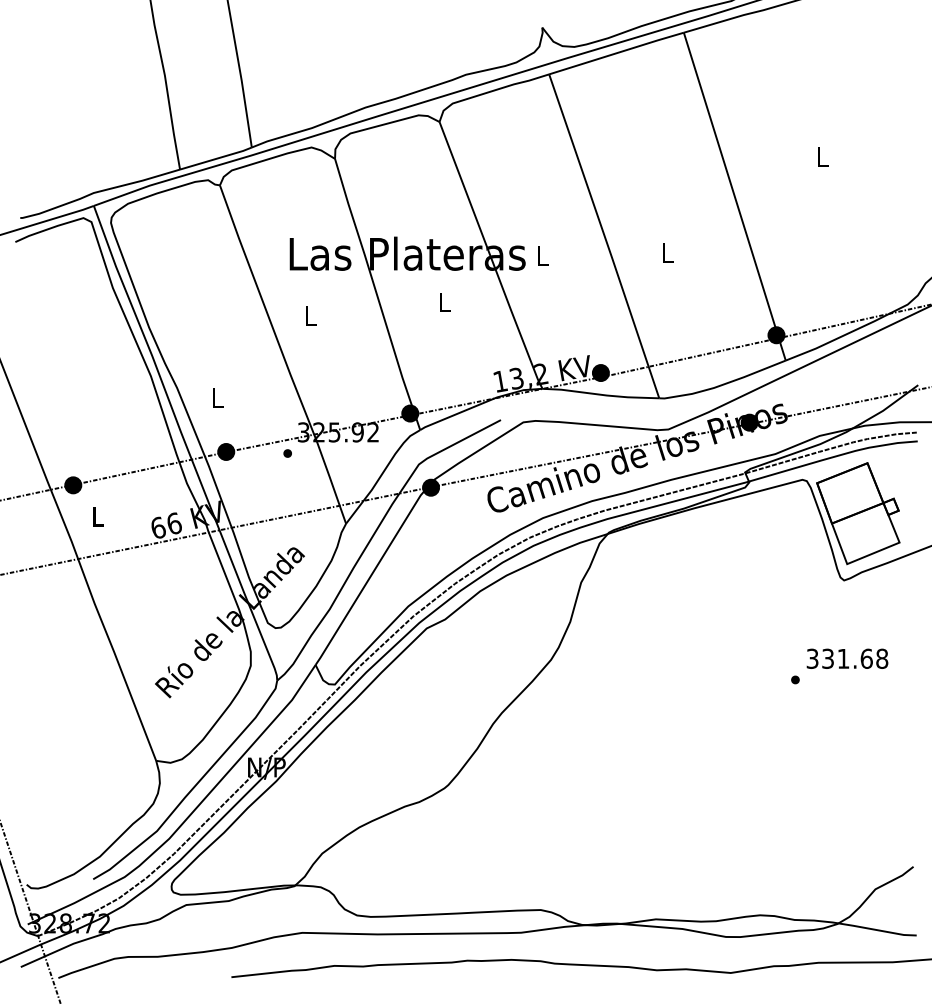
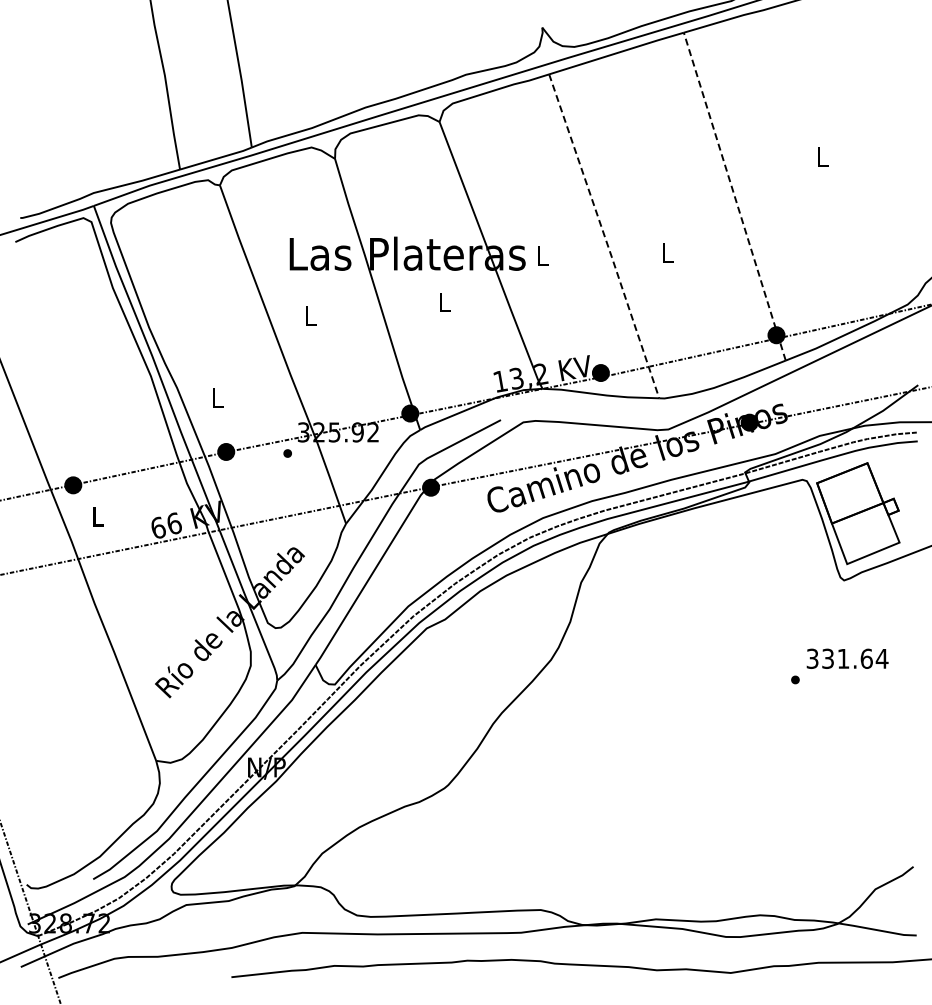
line: solid -> dashed (734, 196)
line: solid -> dashed (604, 236)
text: 331.68 -> 331.64 (881, 658)
